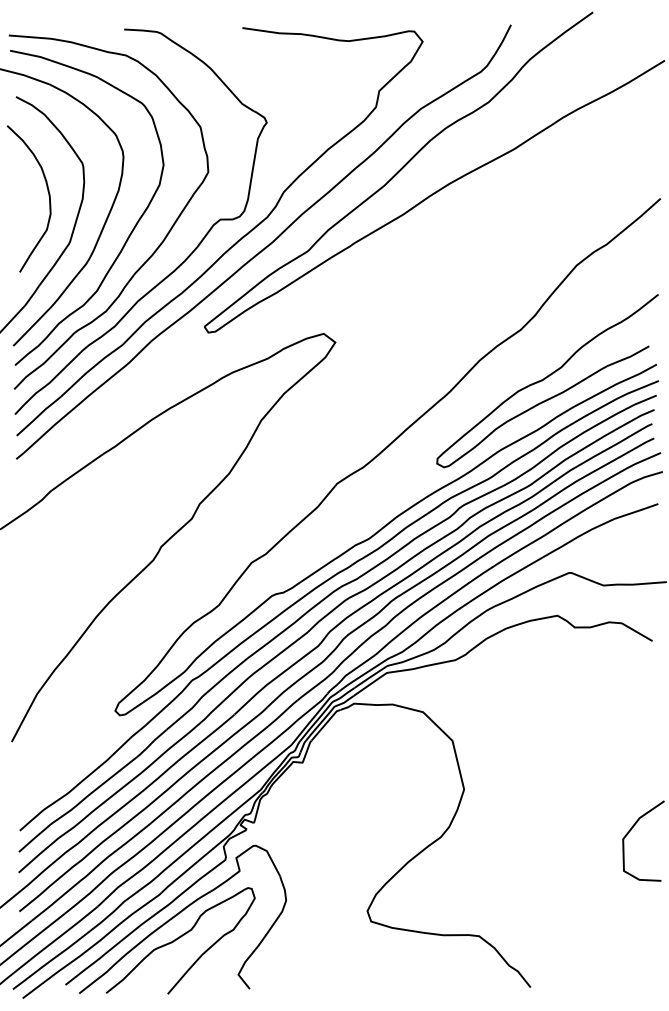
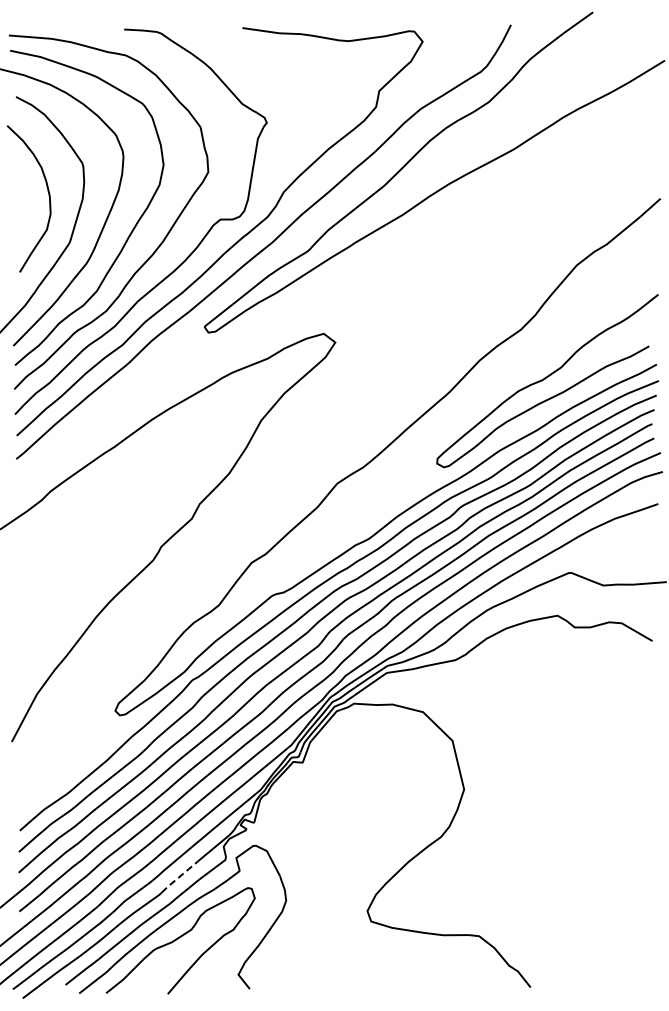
curve: present -> none (631, 830)
line: solid -> dashed (179, 877)
